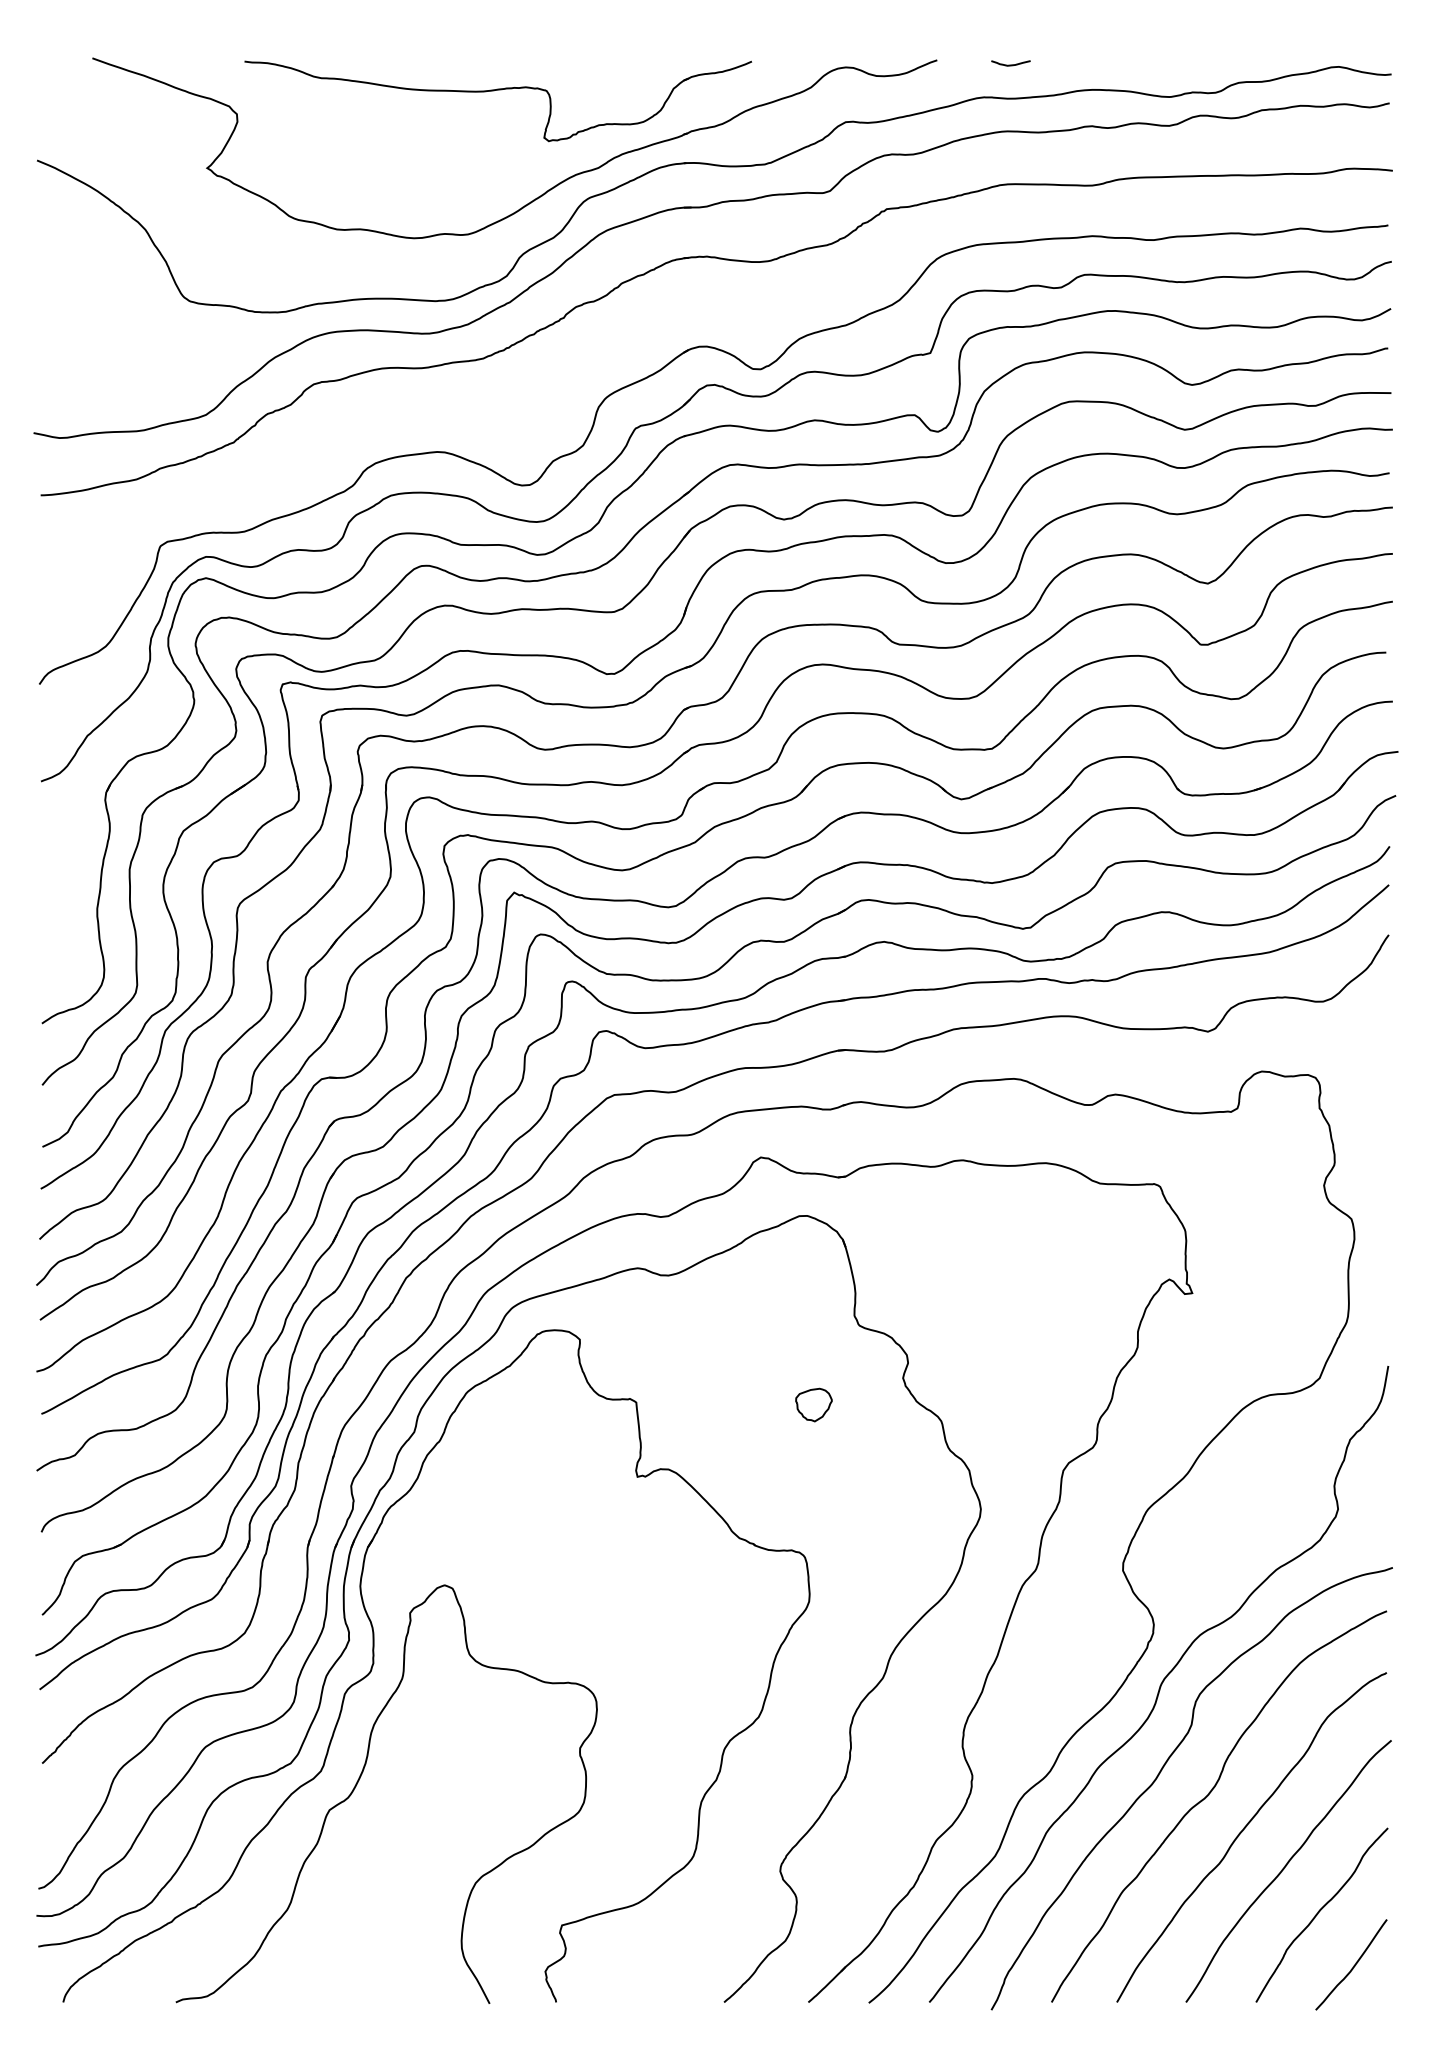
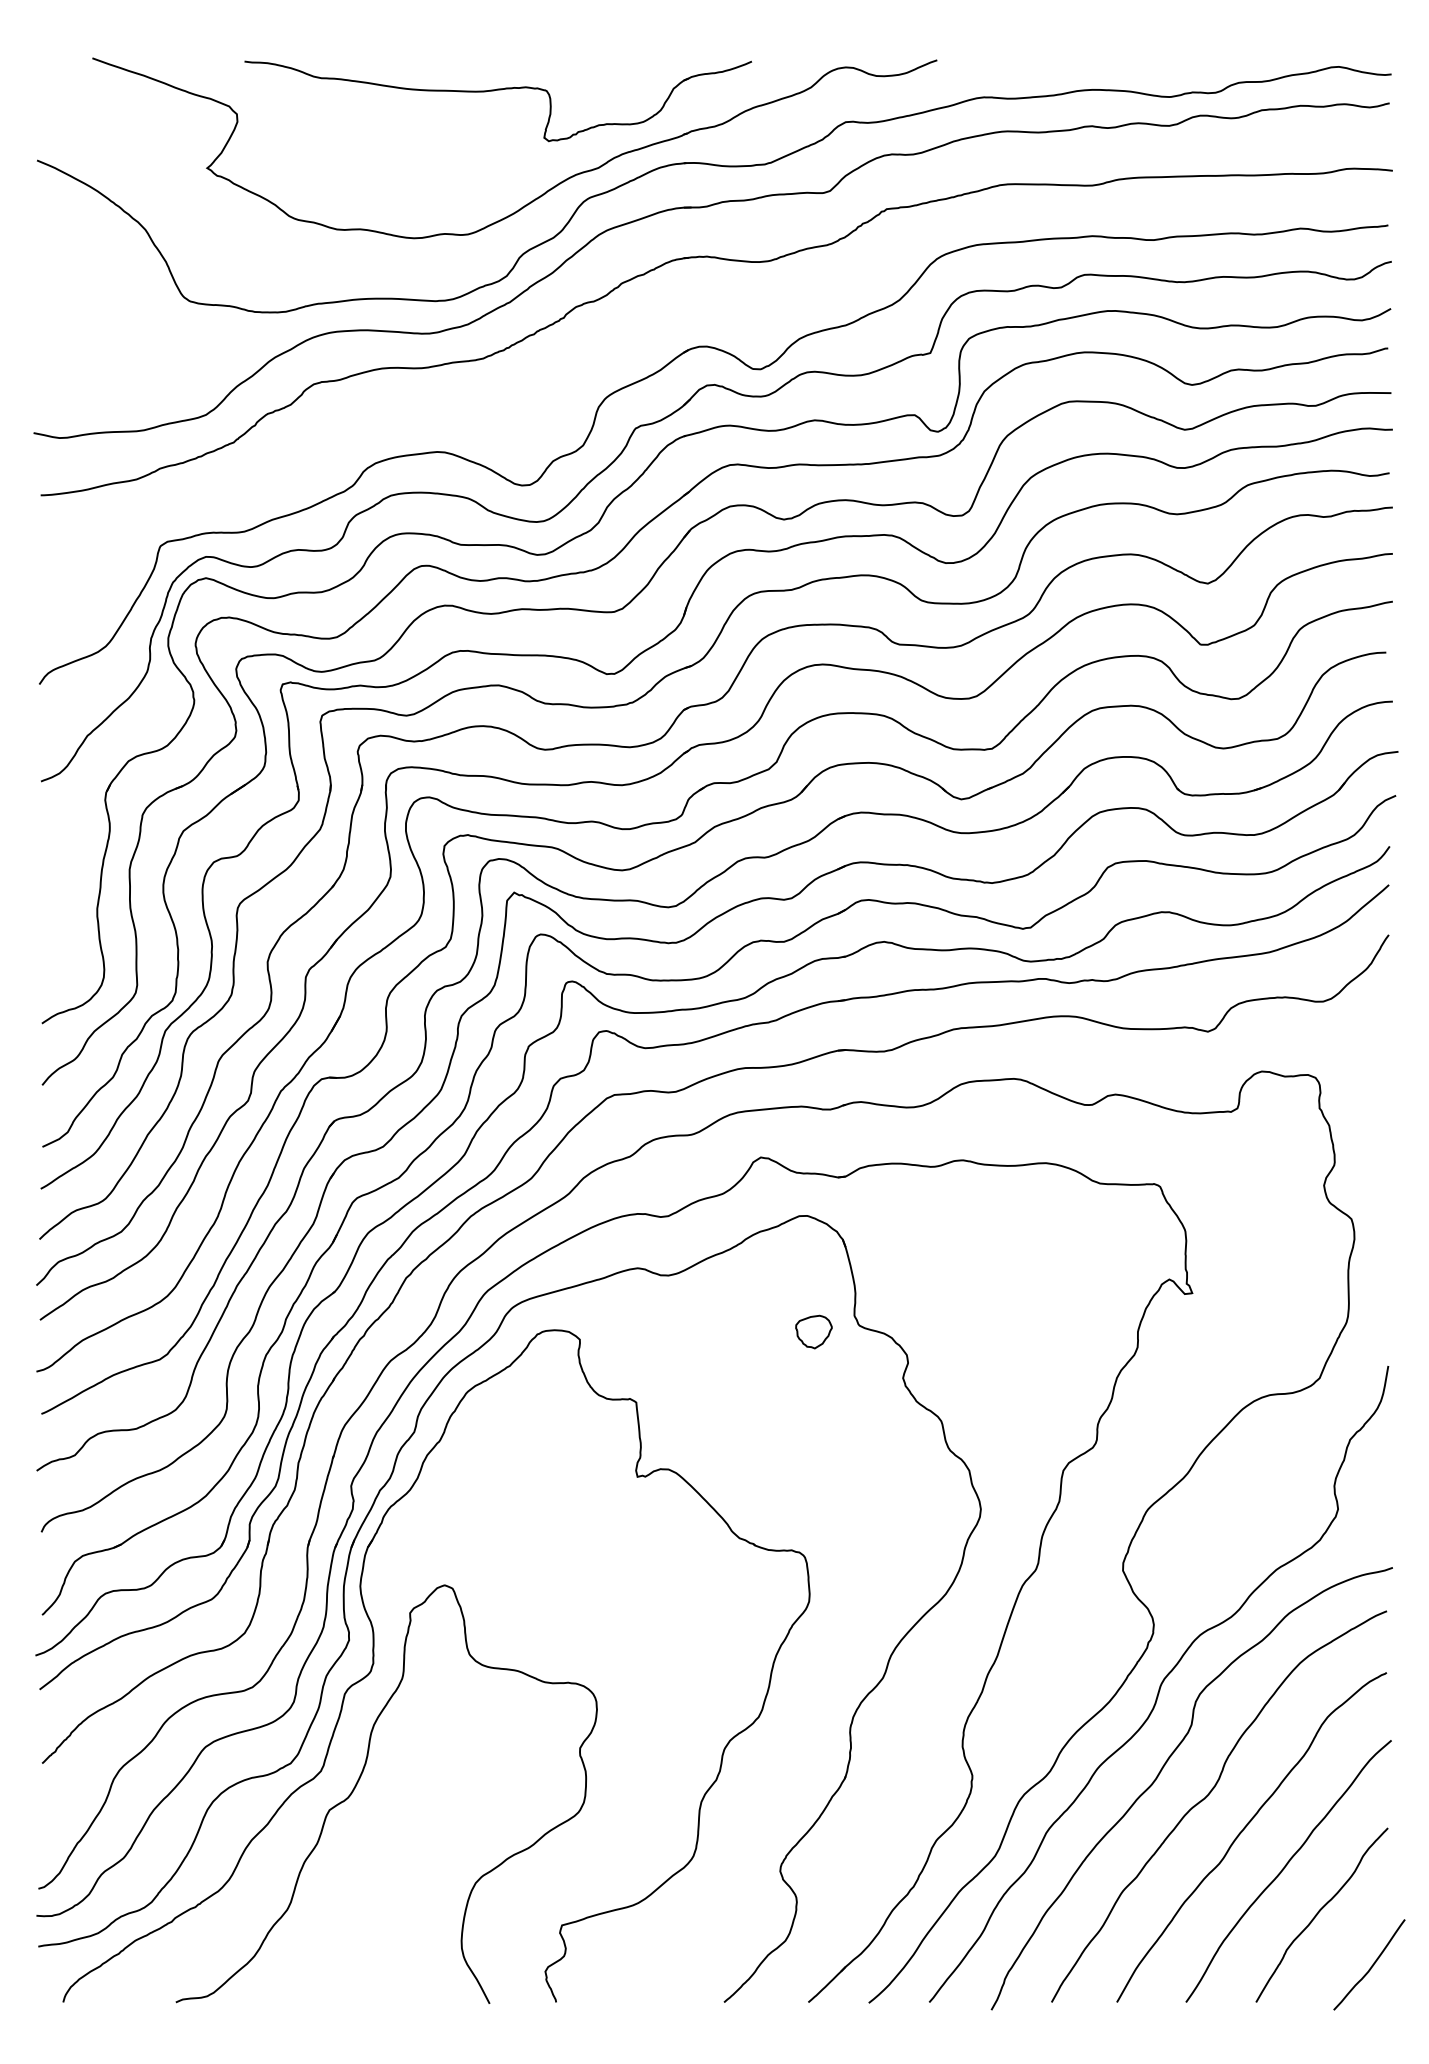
curve: present -> none (1010, 64)
part position: (813, 1404) -> (813, 1331) (813, 1331)
curve position: (1353, 1965) -> (1371, 1965) (1371, 1965)
